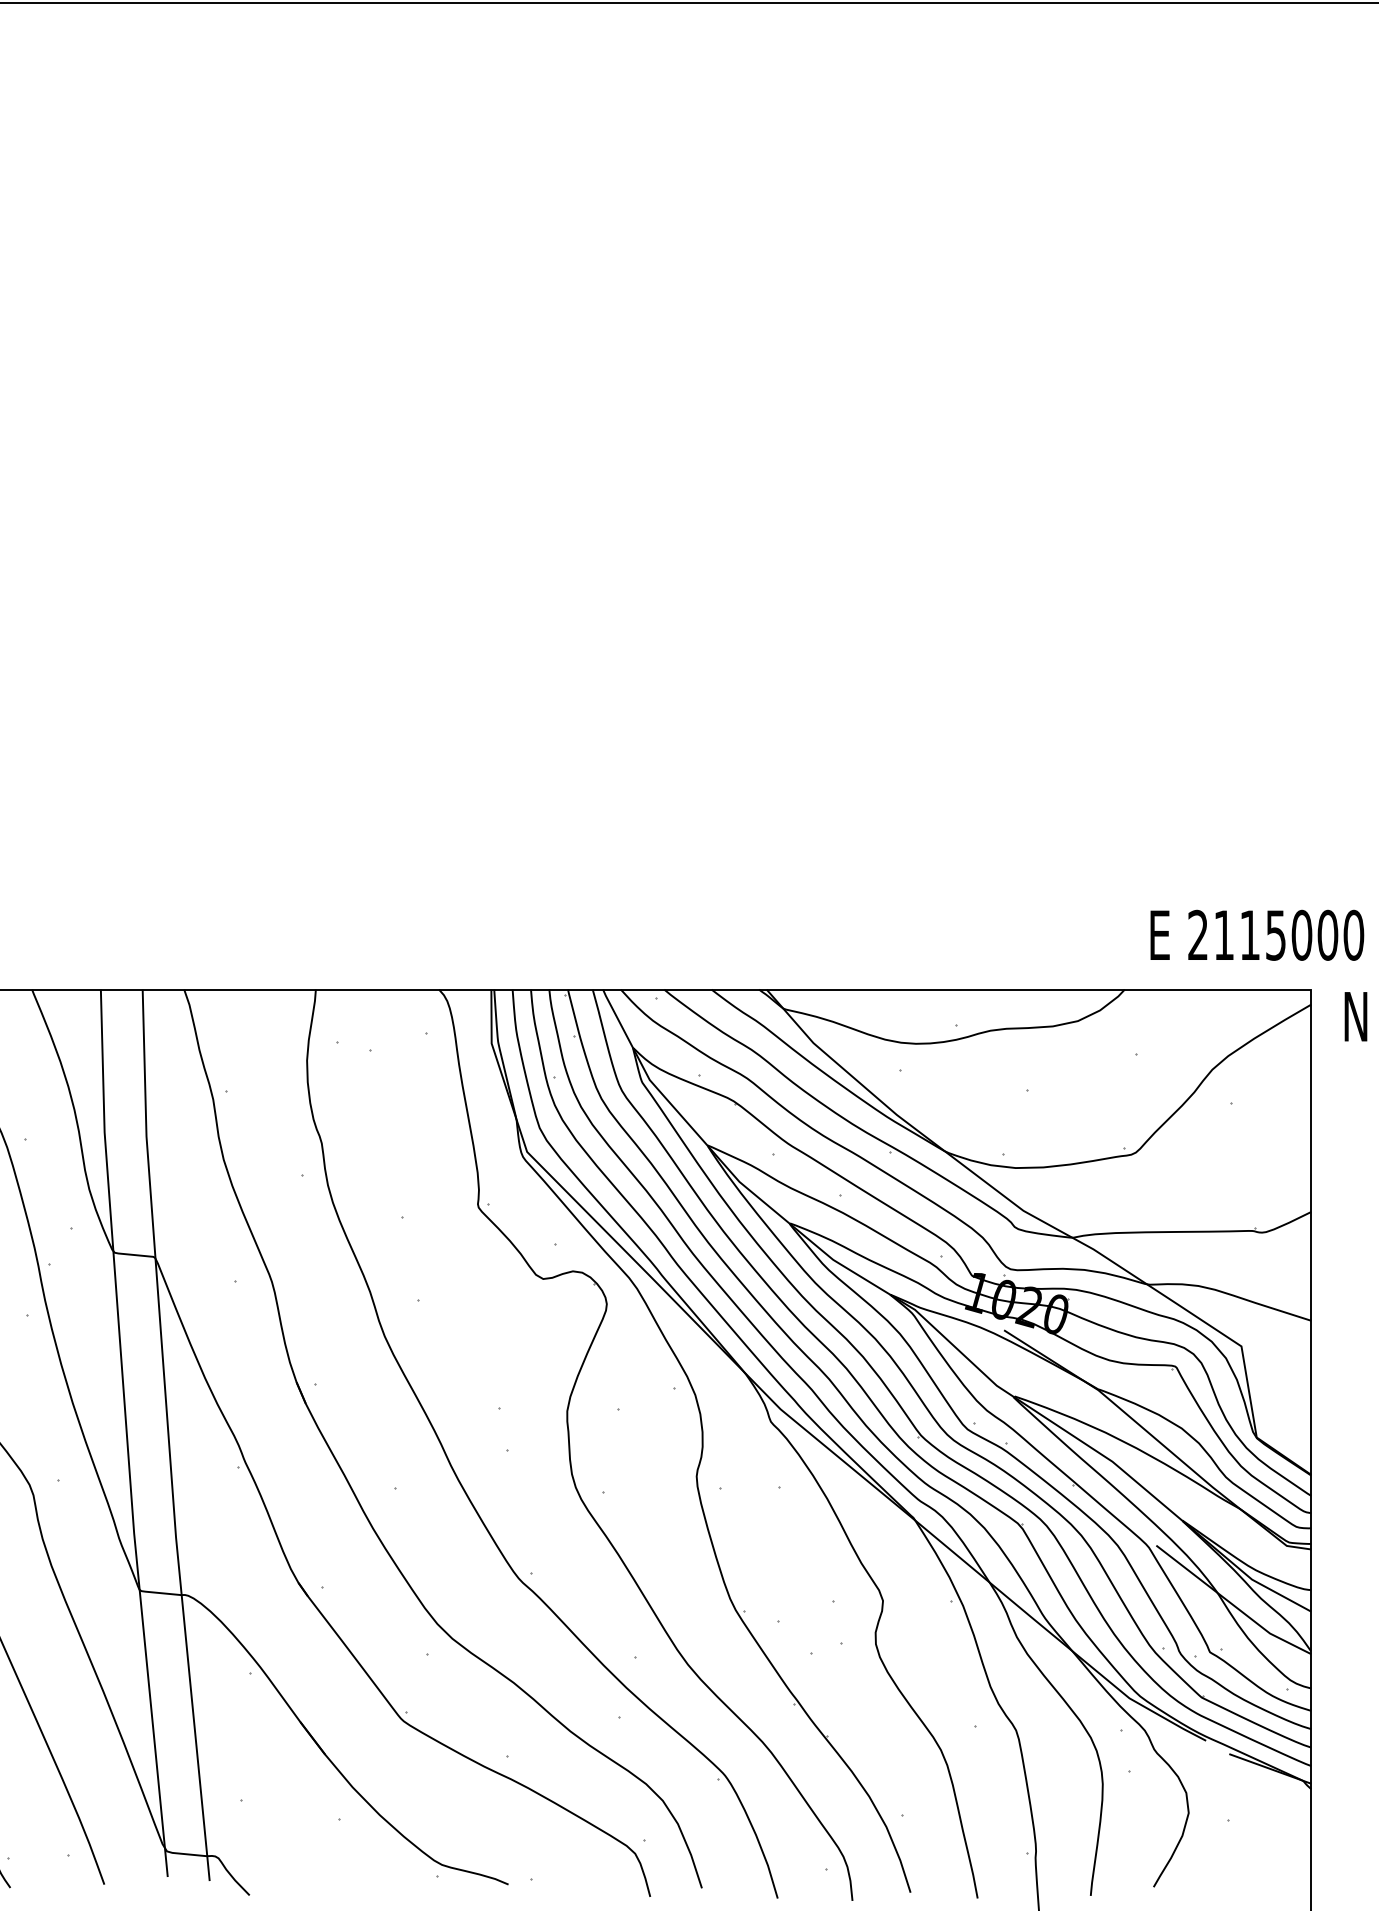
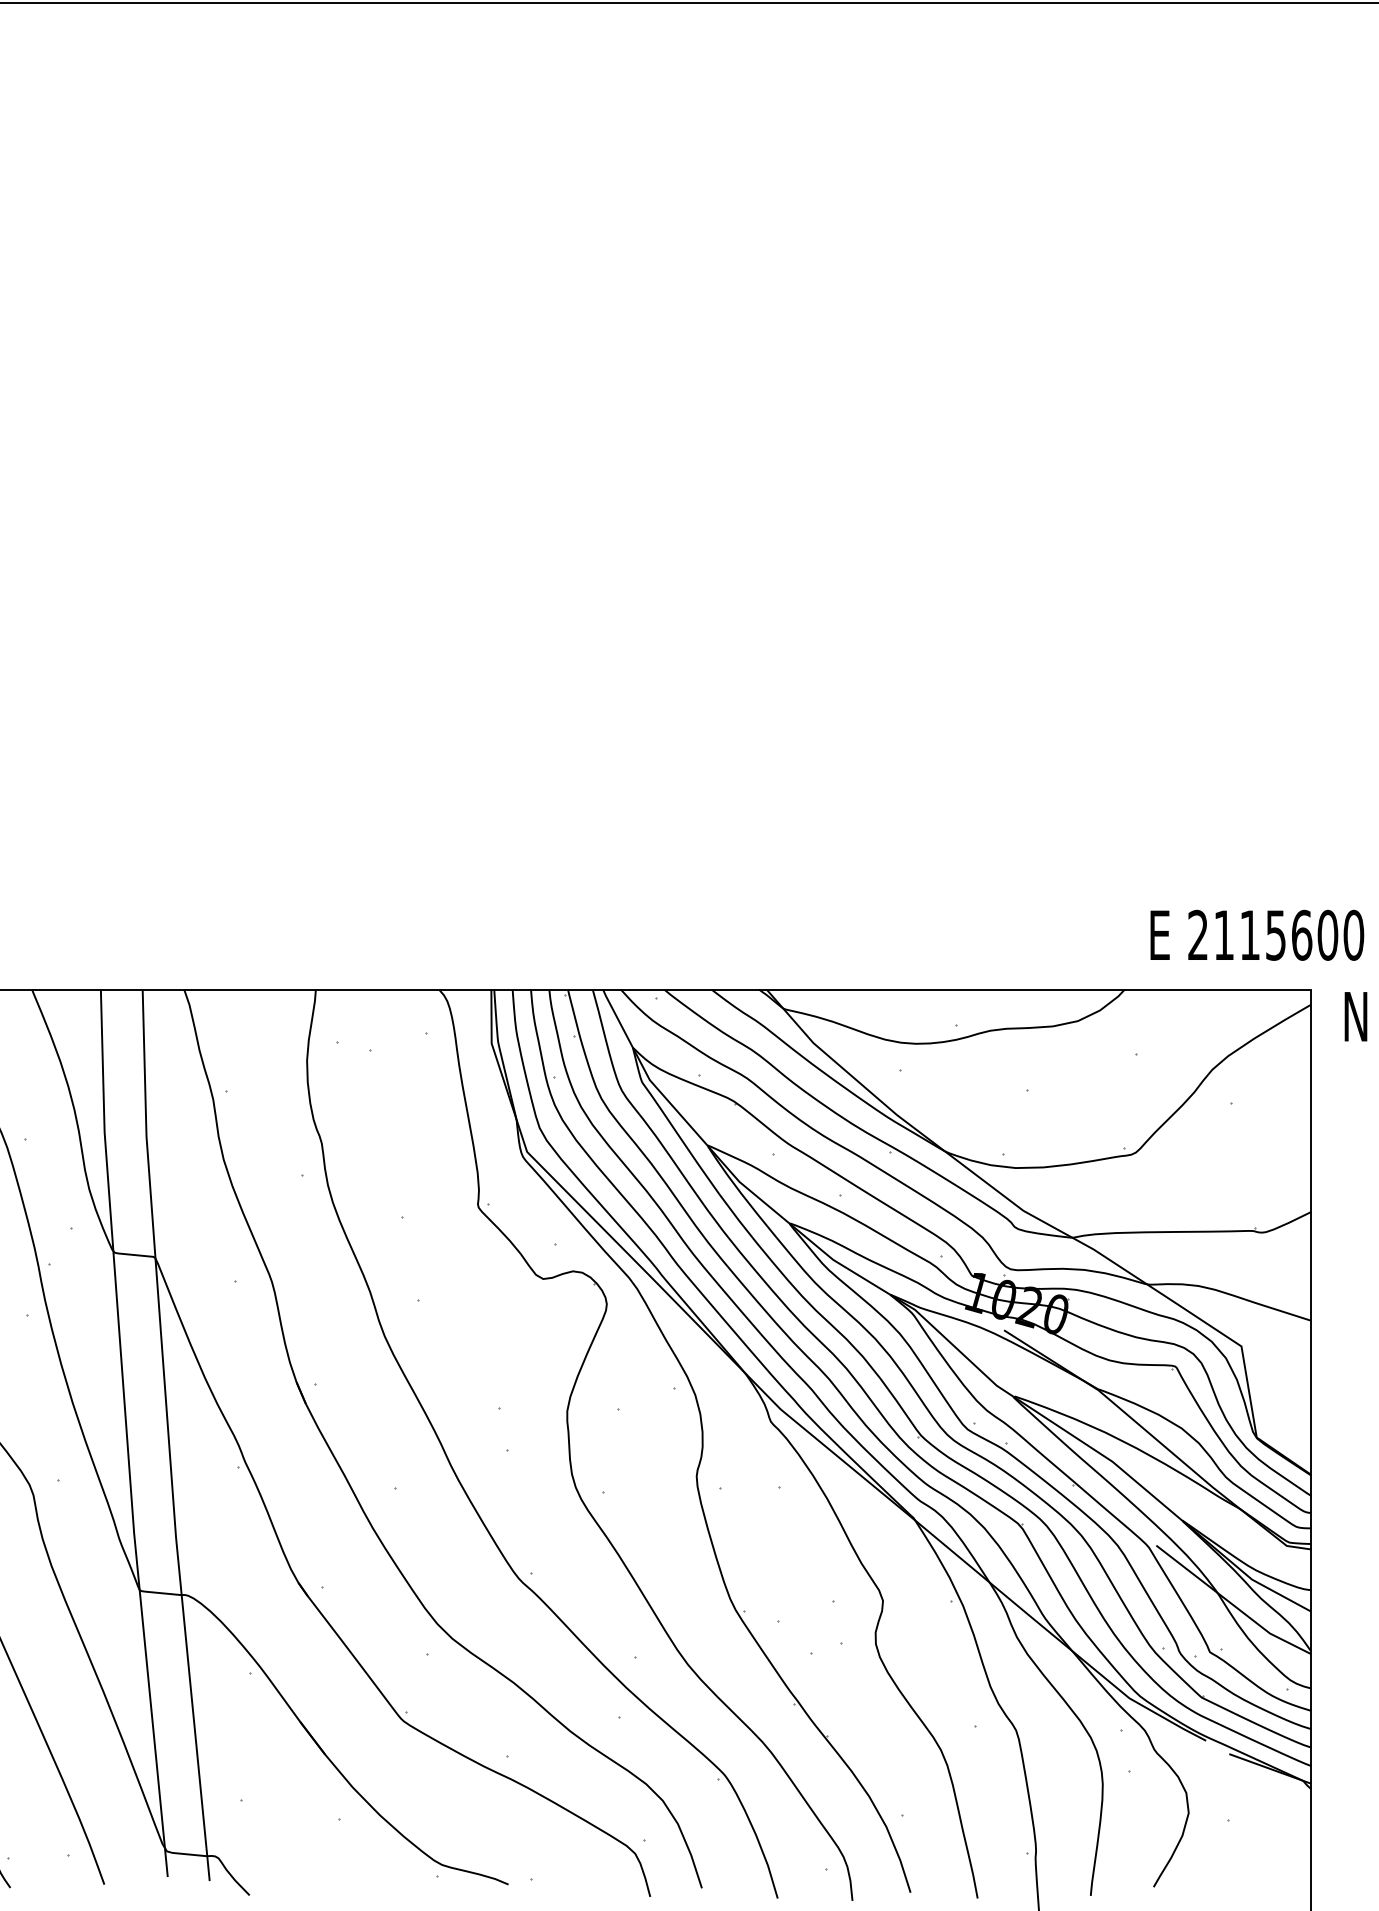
text: 2115000 -> 2115600 (1301, 934)
